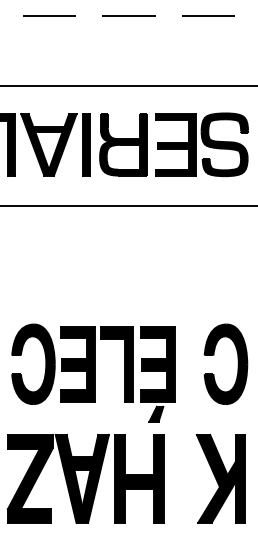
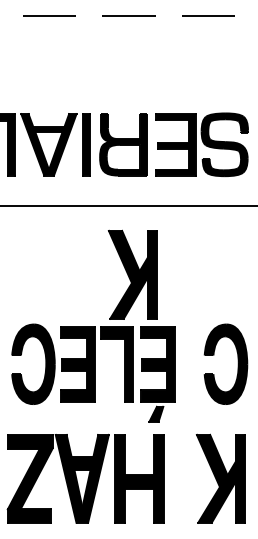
line: present -> none (128, 85)
part: none -> present (132, 274)
